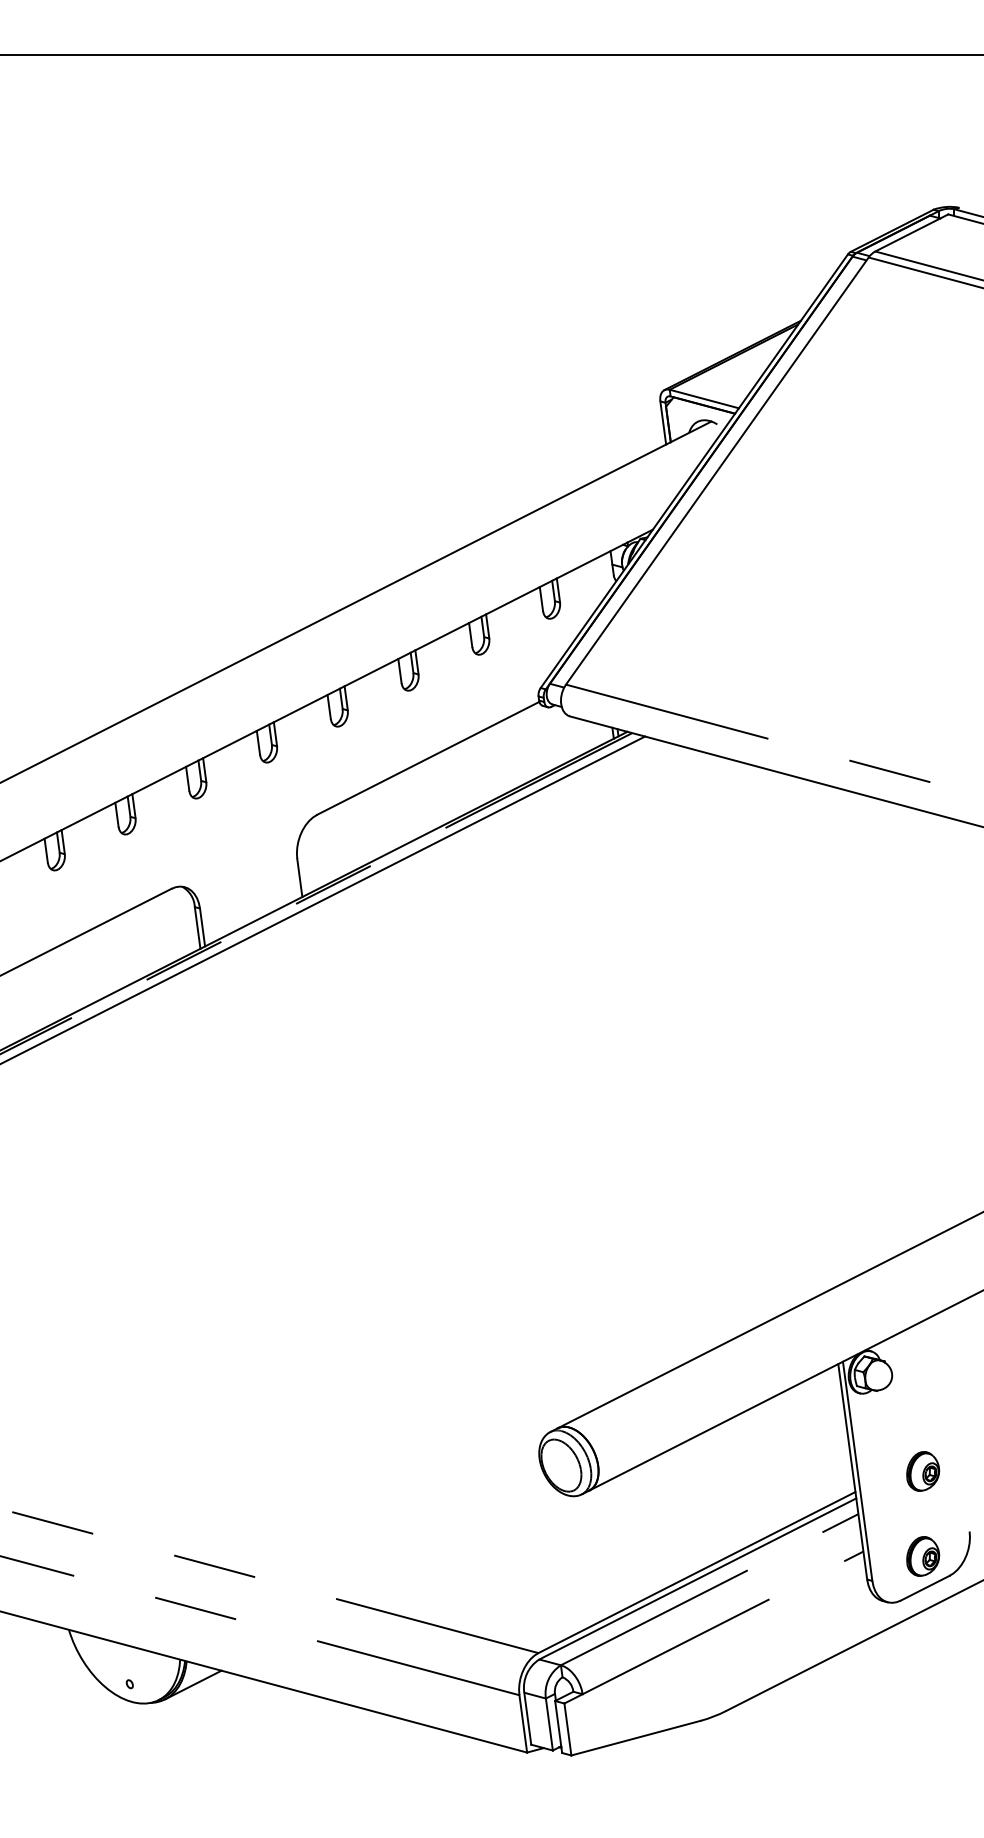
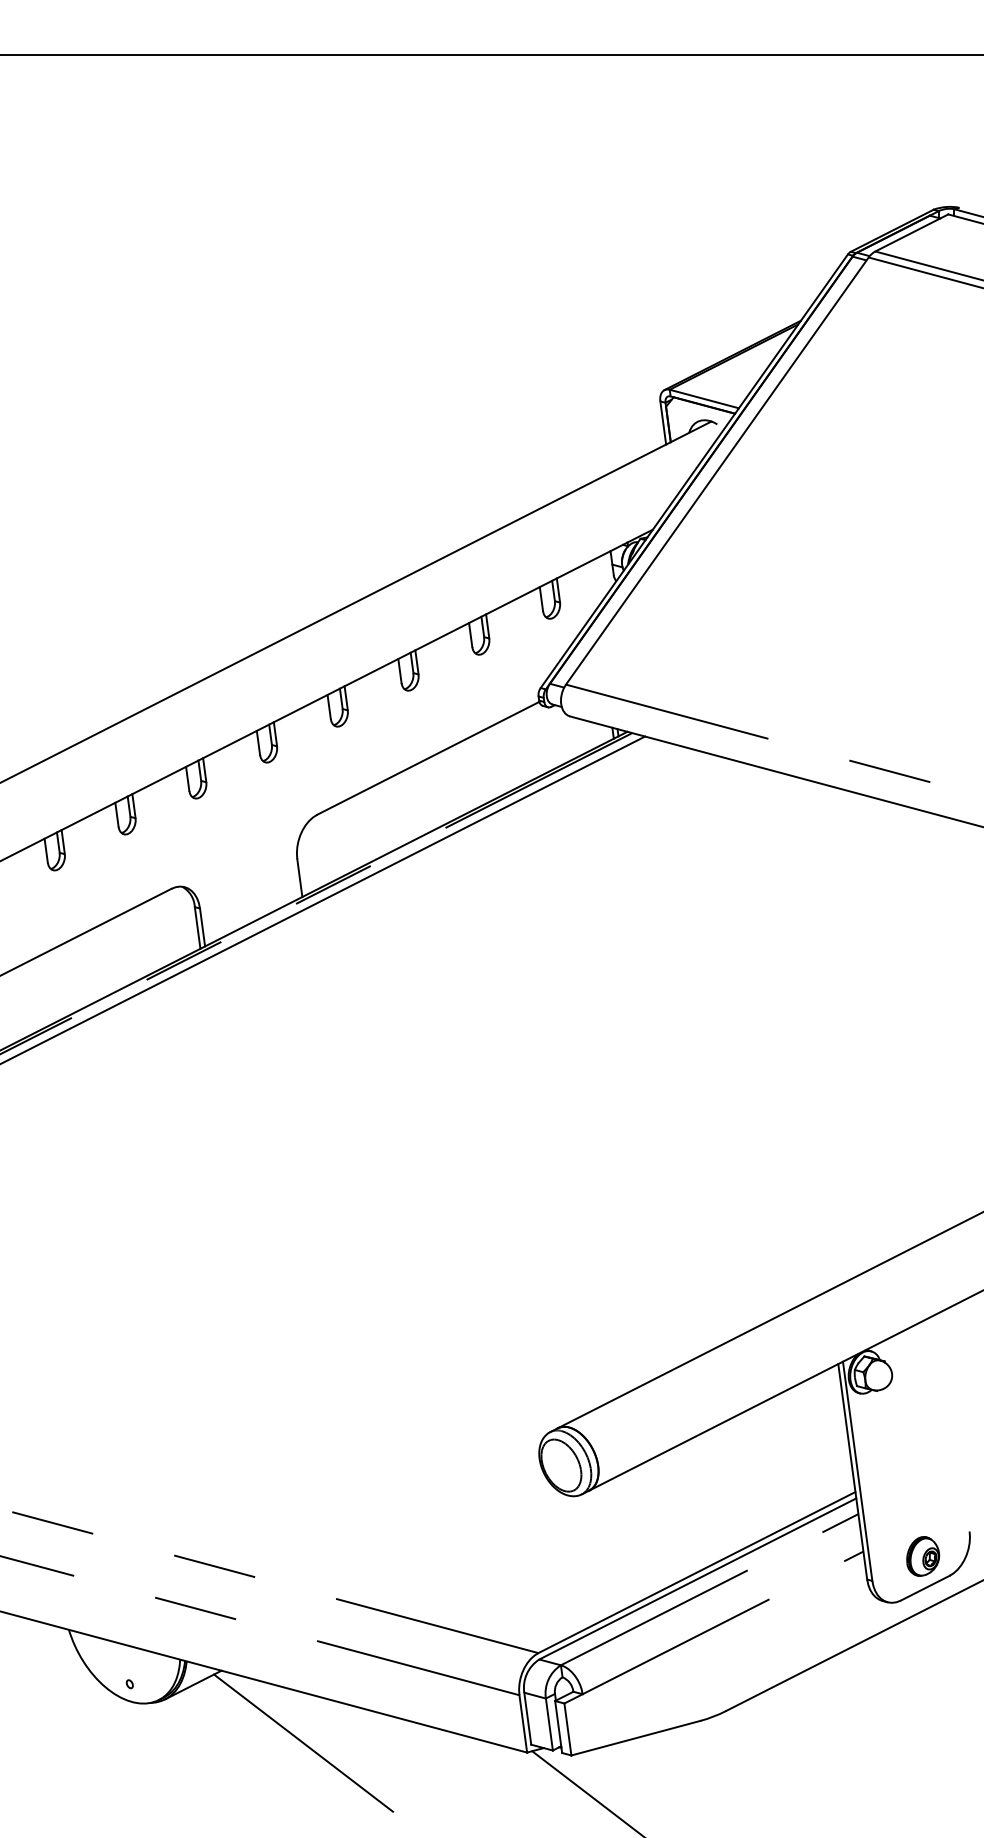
part: present -> none (923, 1471)
line: none -> present (303, 1742)
line: none -> present (586, 1792)
